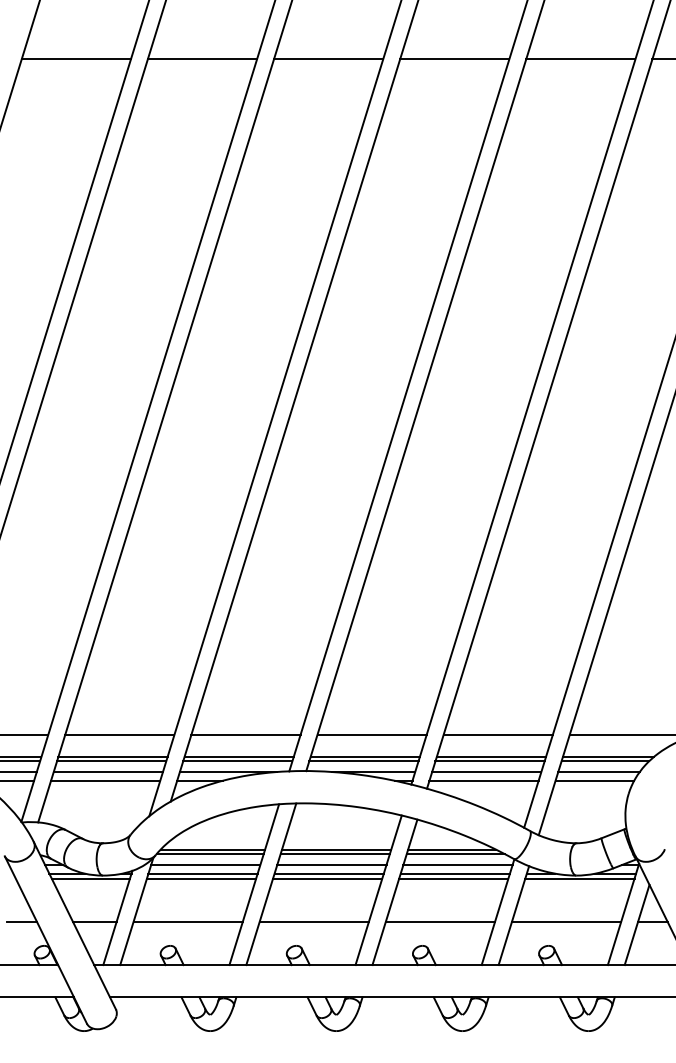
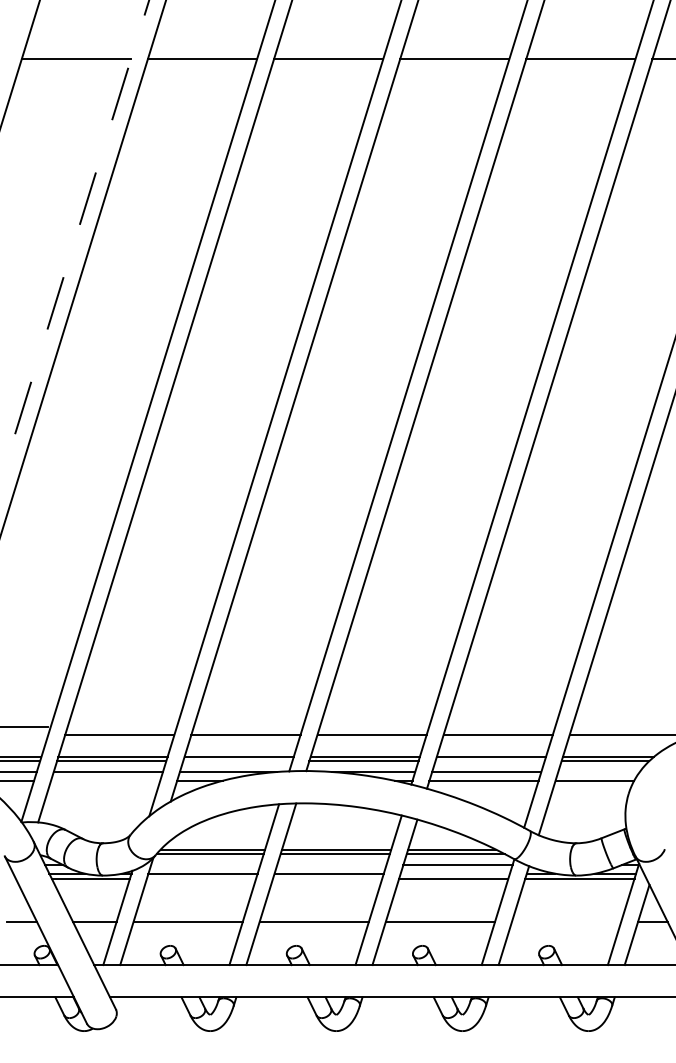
line: solid -> dashed (74, 240)
line position: (25, 734) -> (25, 726) (25, 726)
line: present -> none (237, 761)
line: present -> none (489, 761)
line: present -> none (598, 772)
line: present -> none (105, 780)
line: present -> none (205, 864)
line: present -> none (331, 864)
line: present -> none (454, 873)
line: present -> none (201, 878)
line: present -> none (327, 878)
line: present -> none (566, 921)
